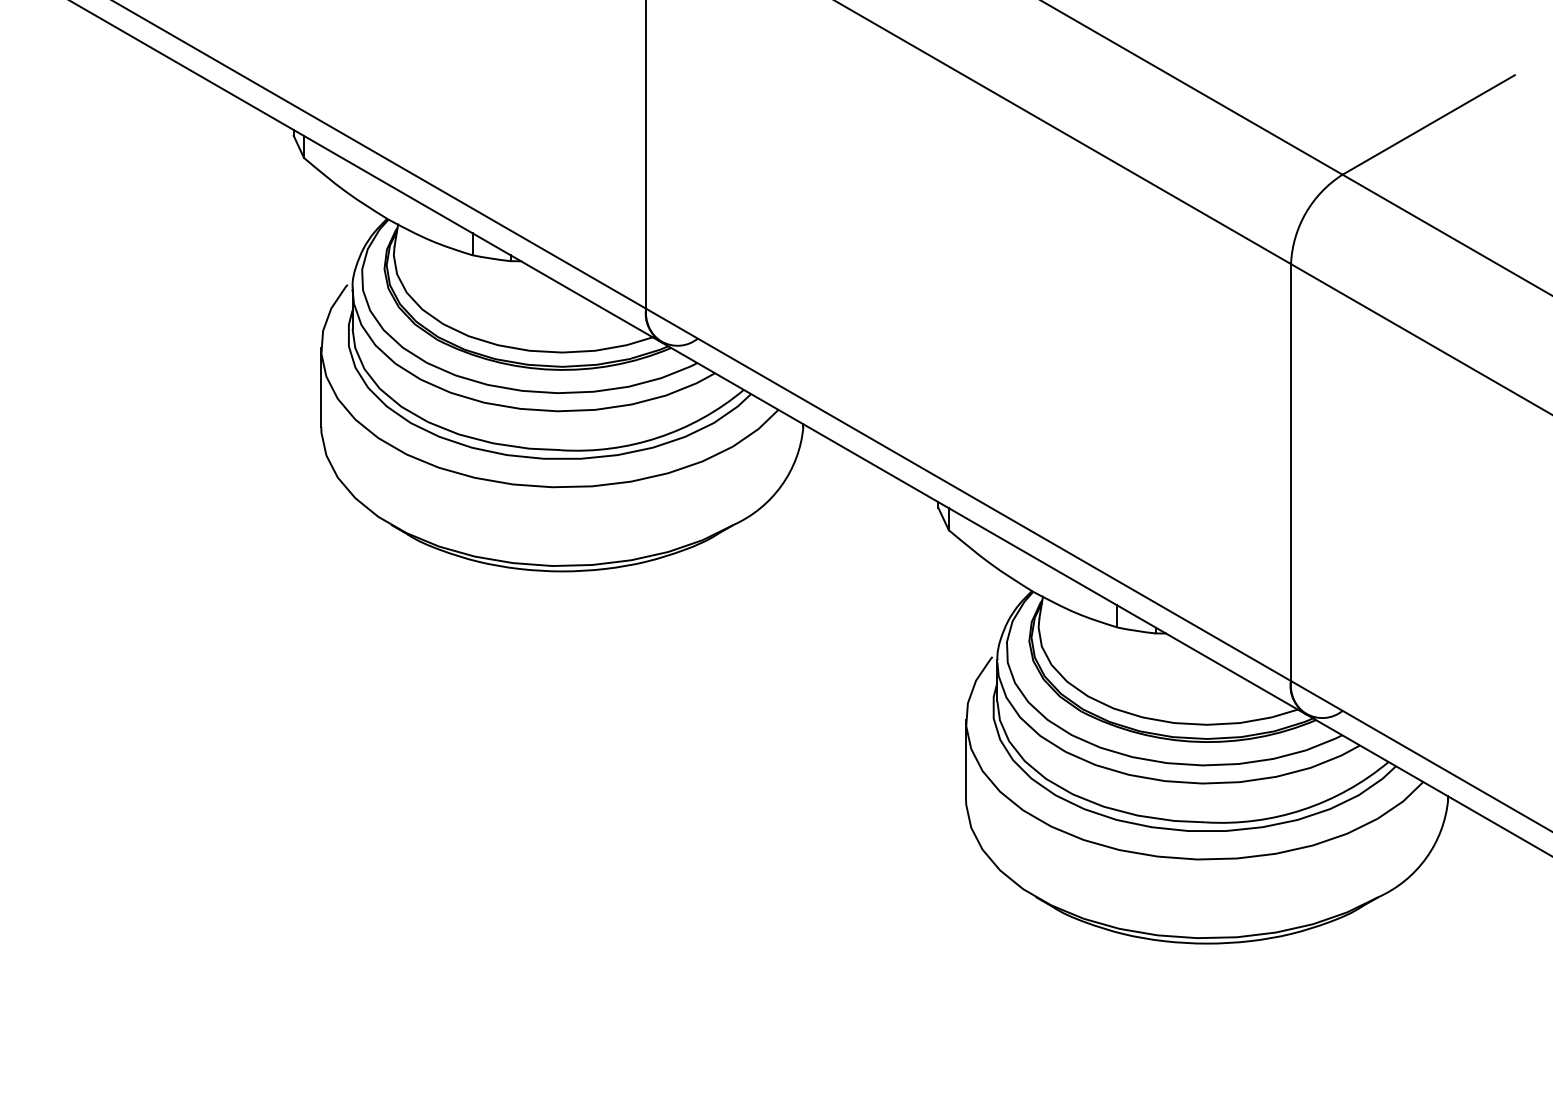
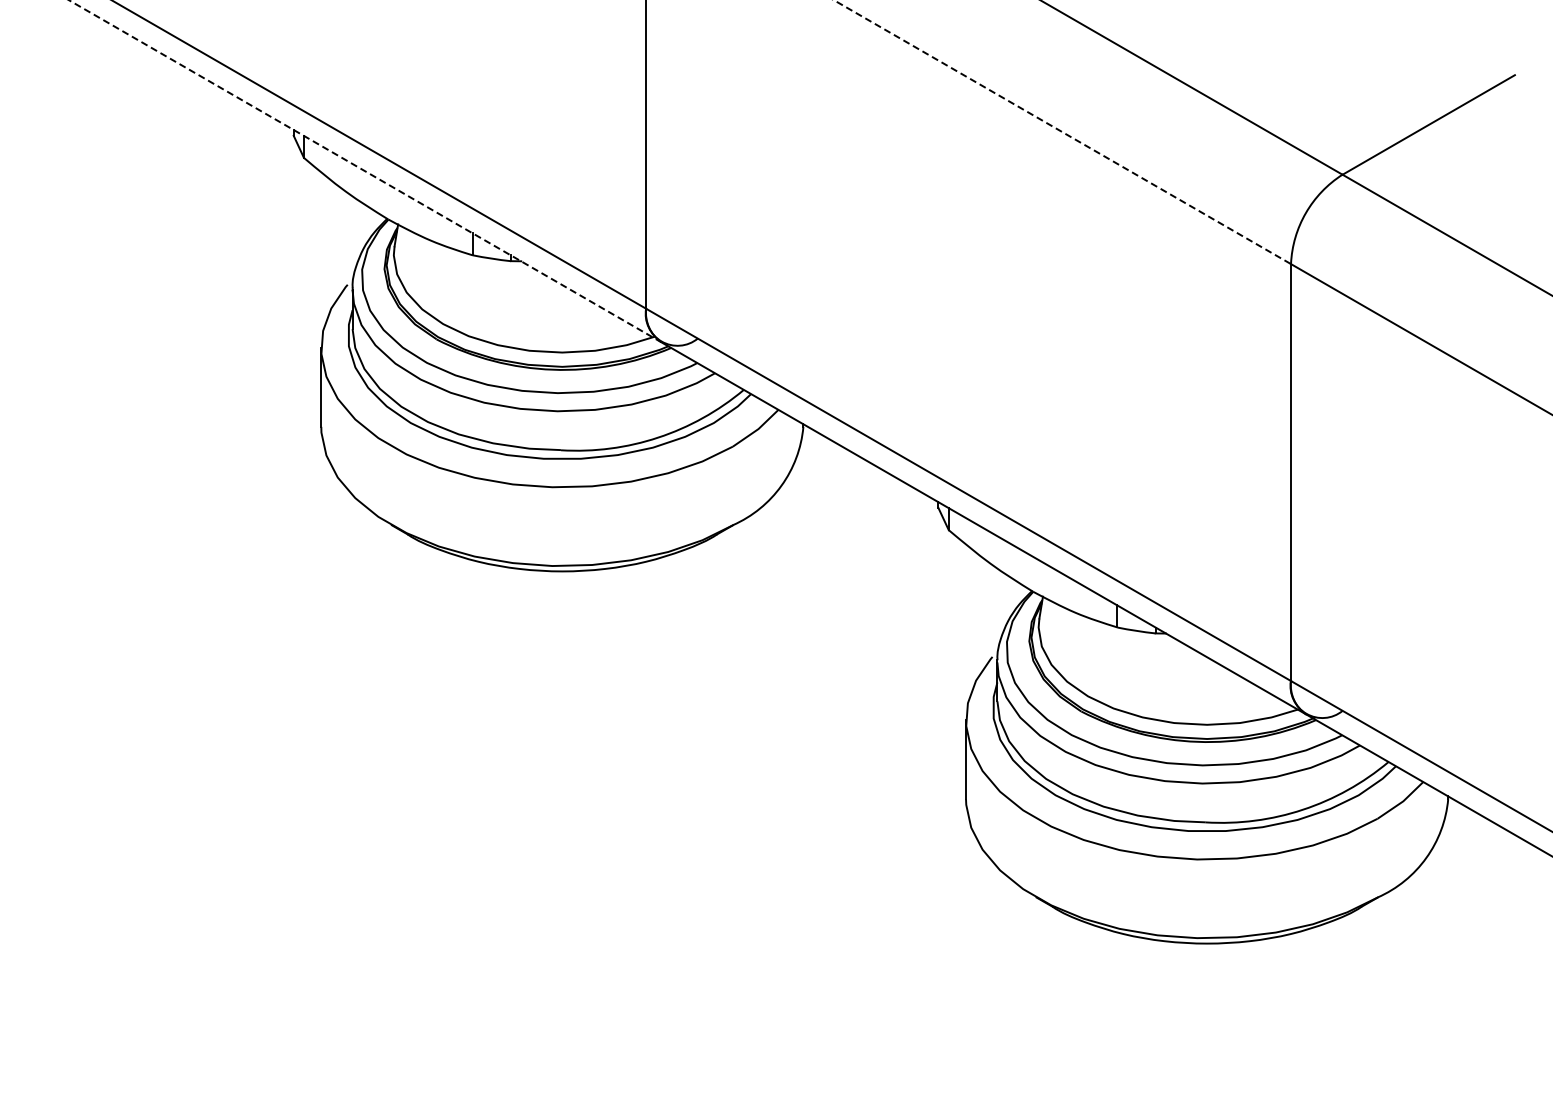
line: solid -> dashed (1062, 132)
line: solid -> dashed (365, 171)
